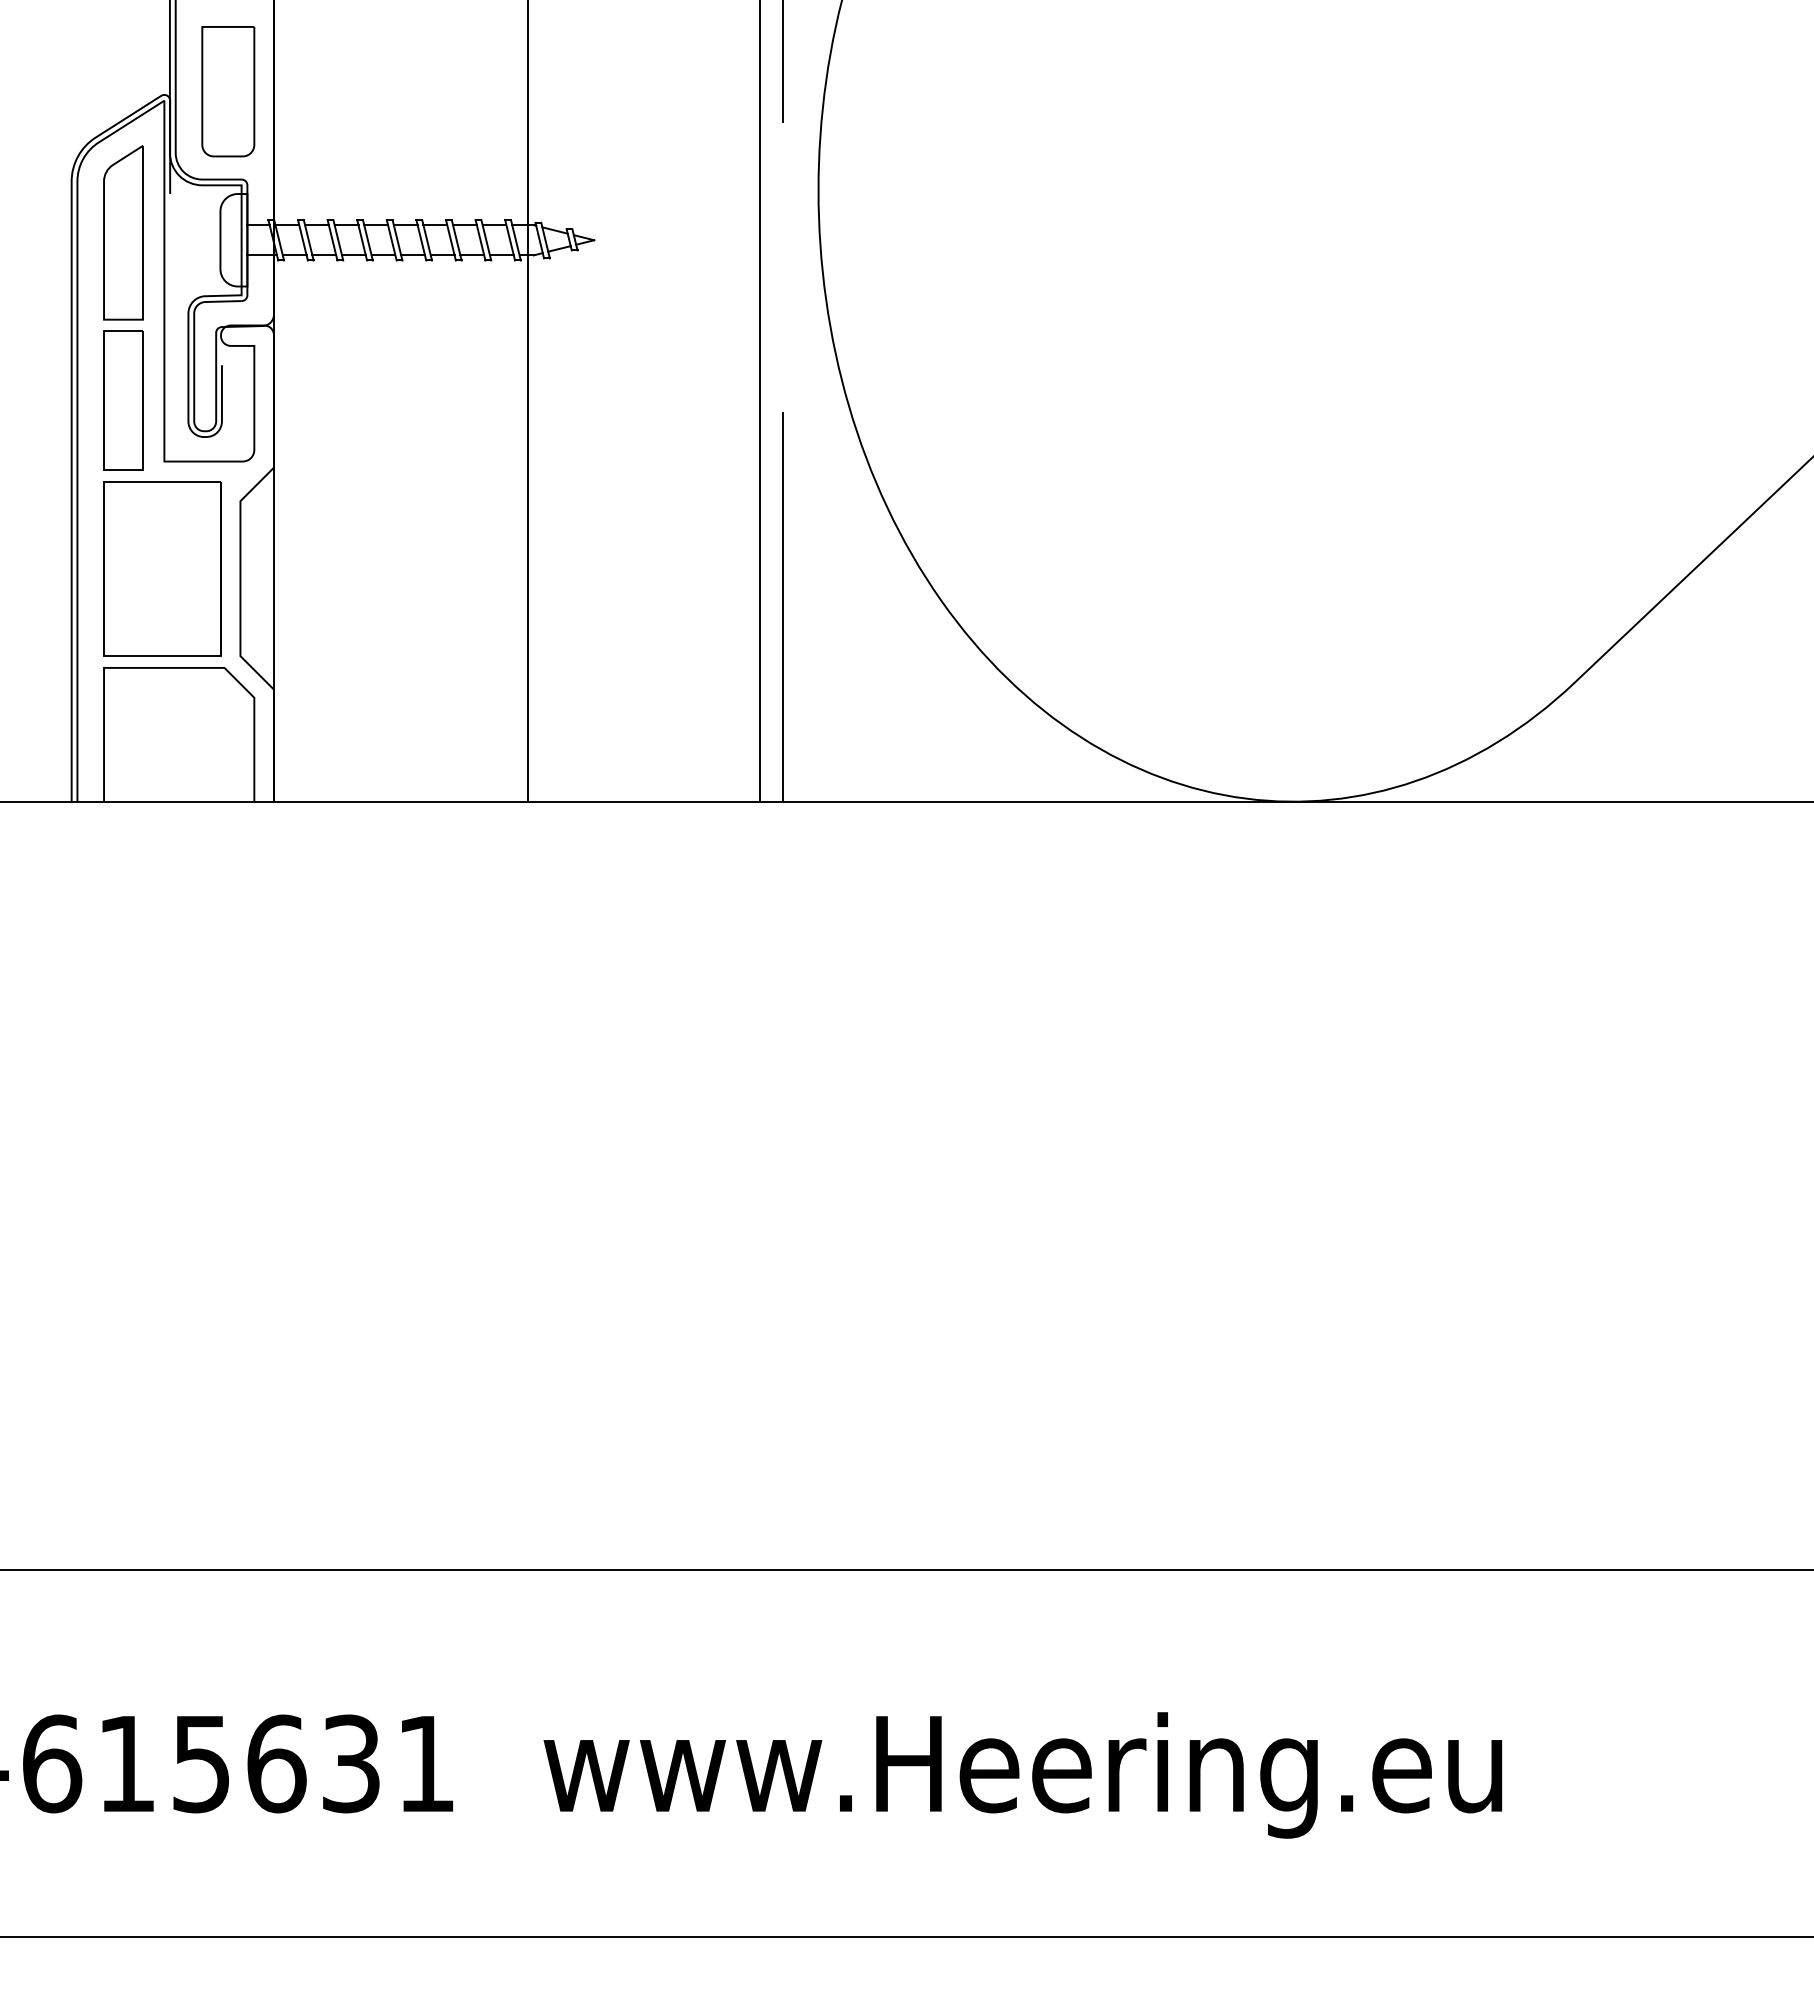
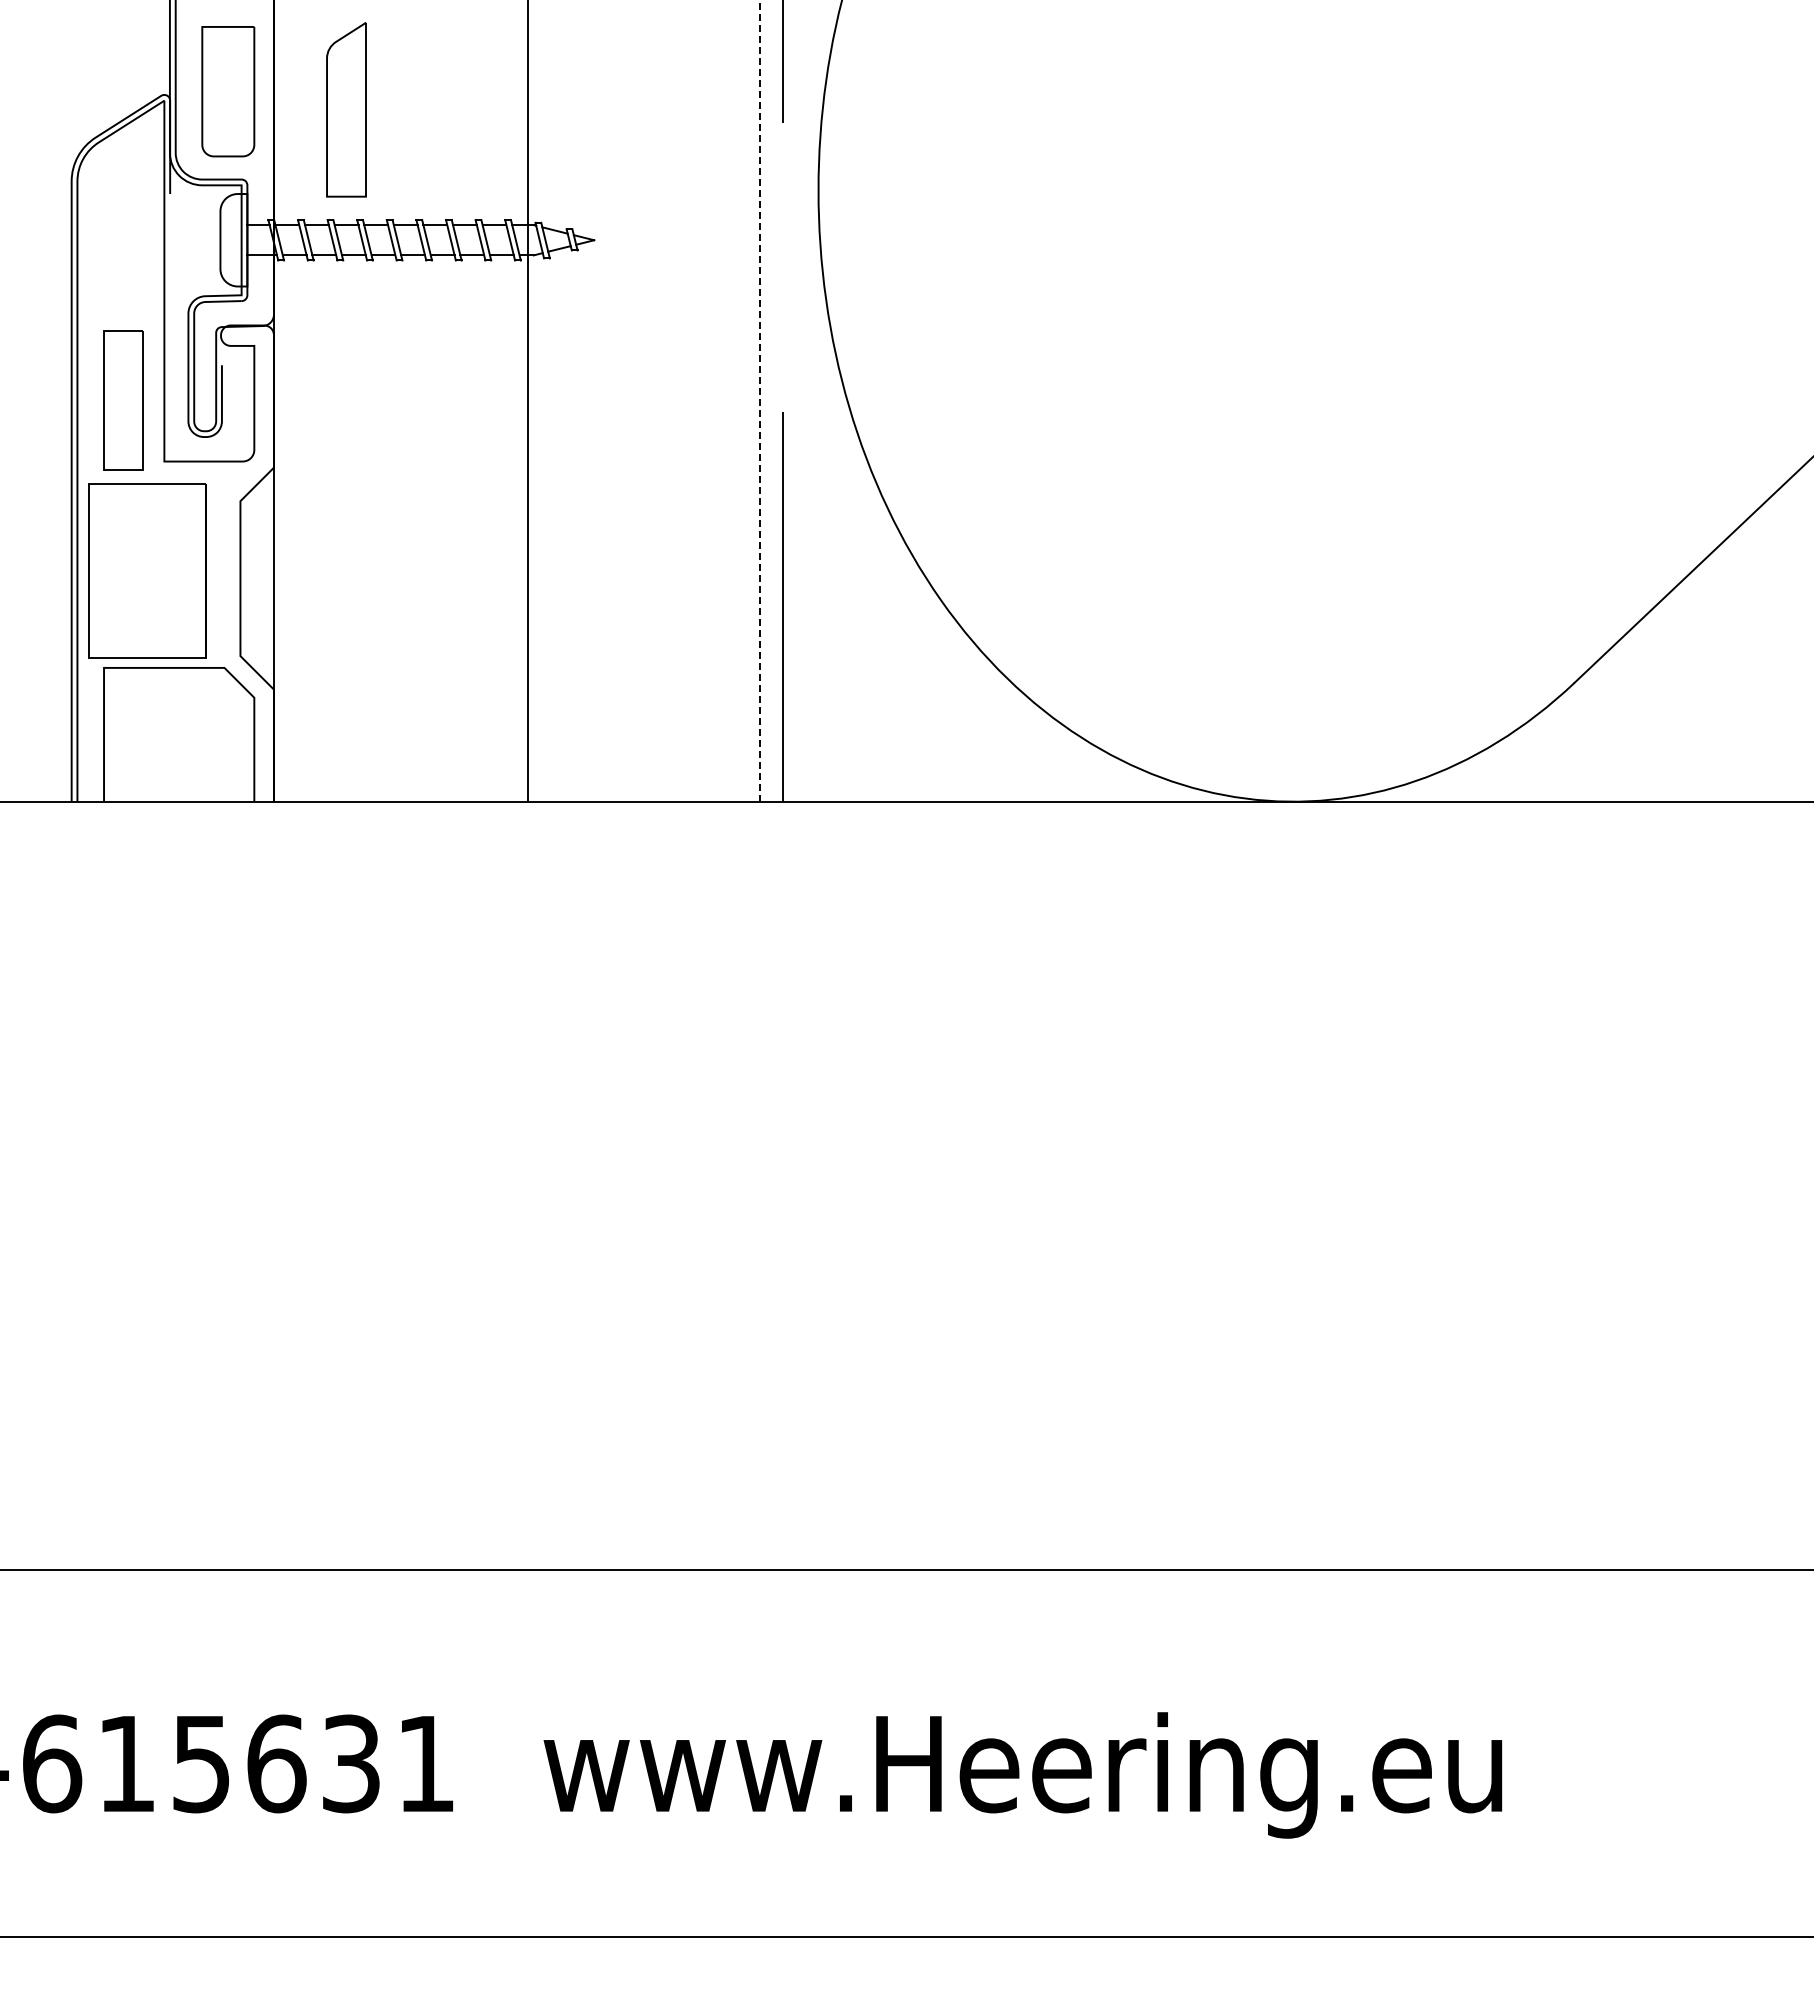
part position: (123, 232) -> (346, 109) (346, 109)
line: solid -> dashed (759, 400)
part position: (162, 568) -> (147, 570) (147, 570)
